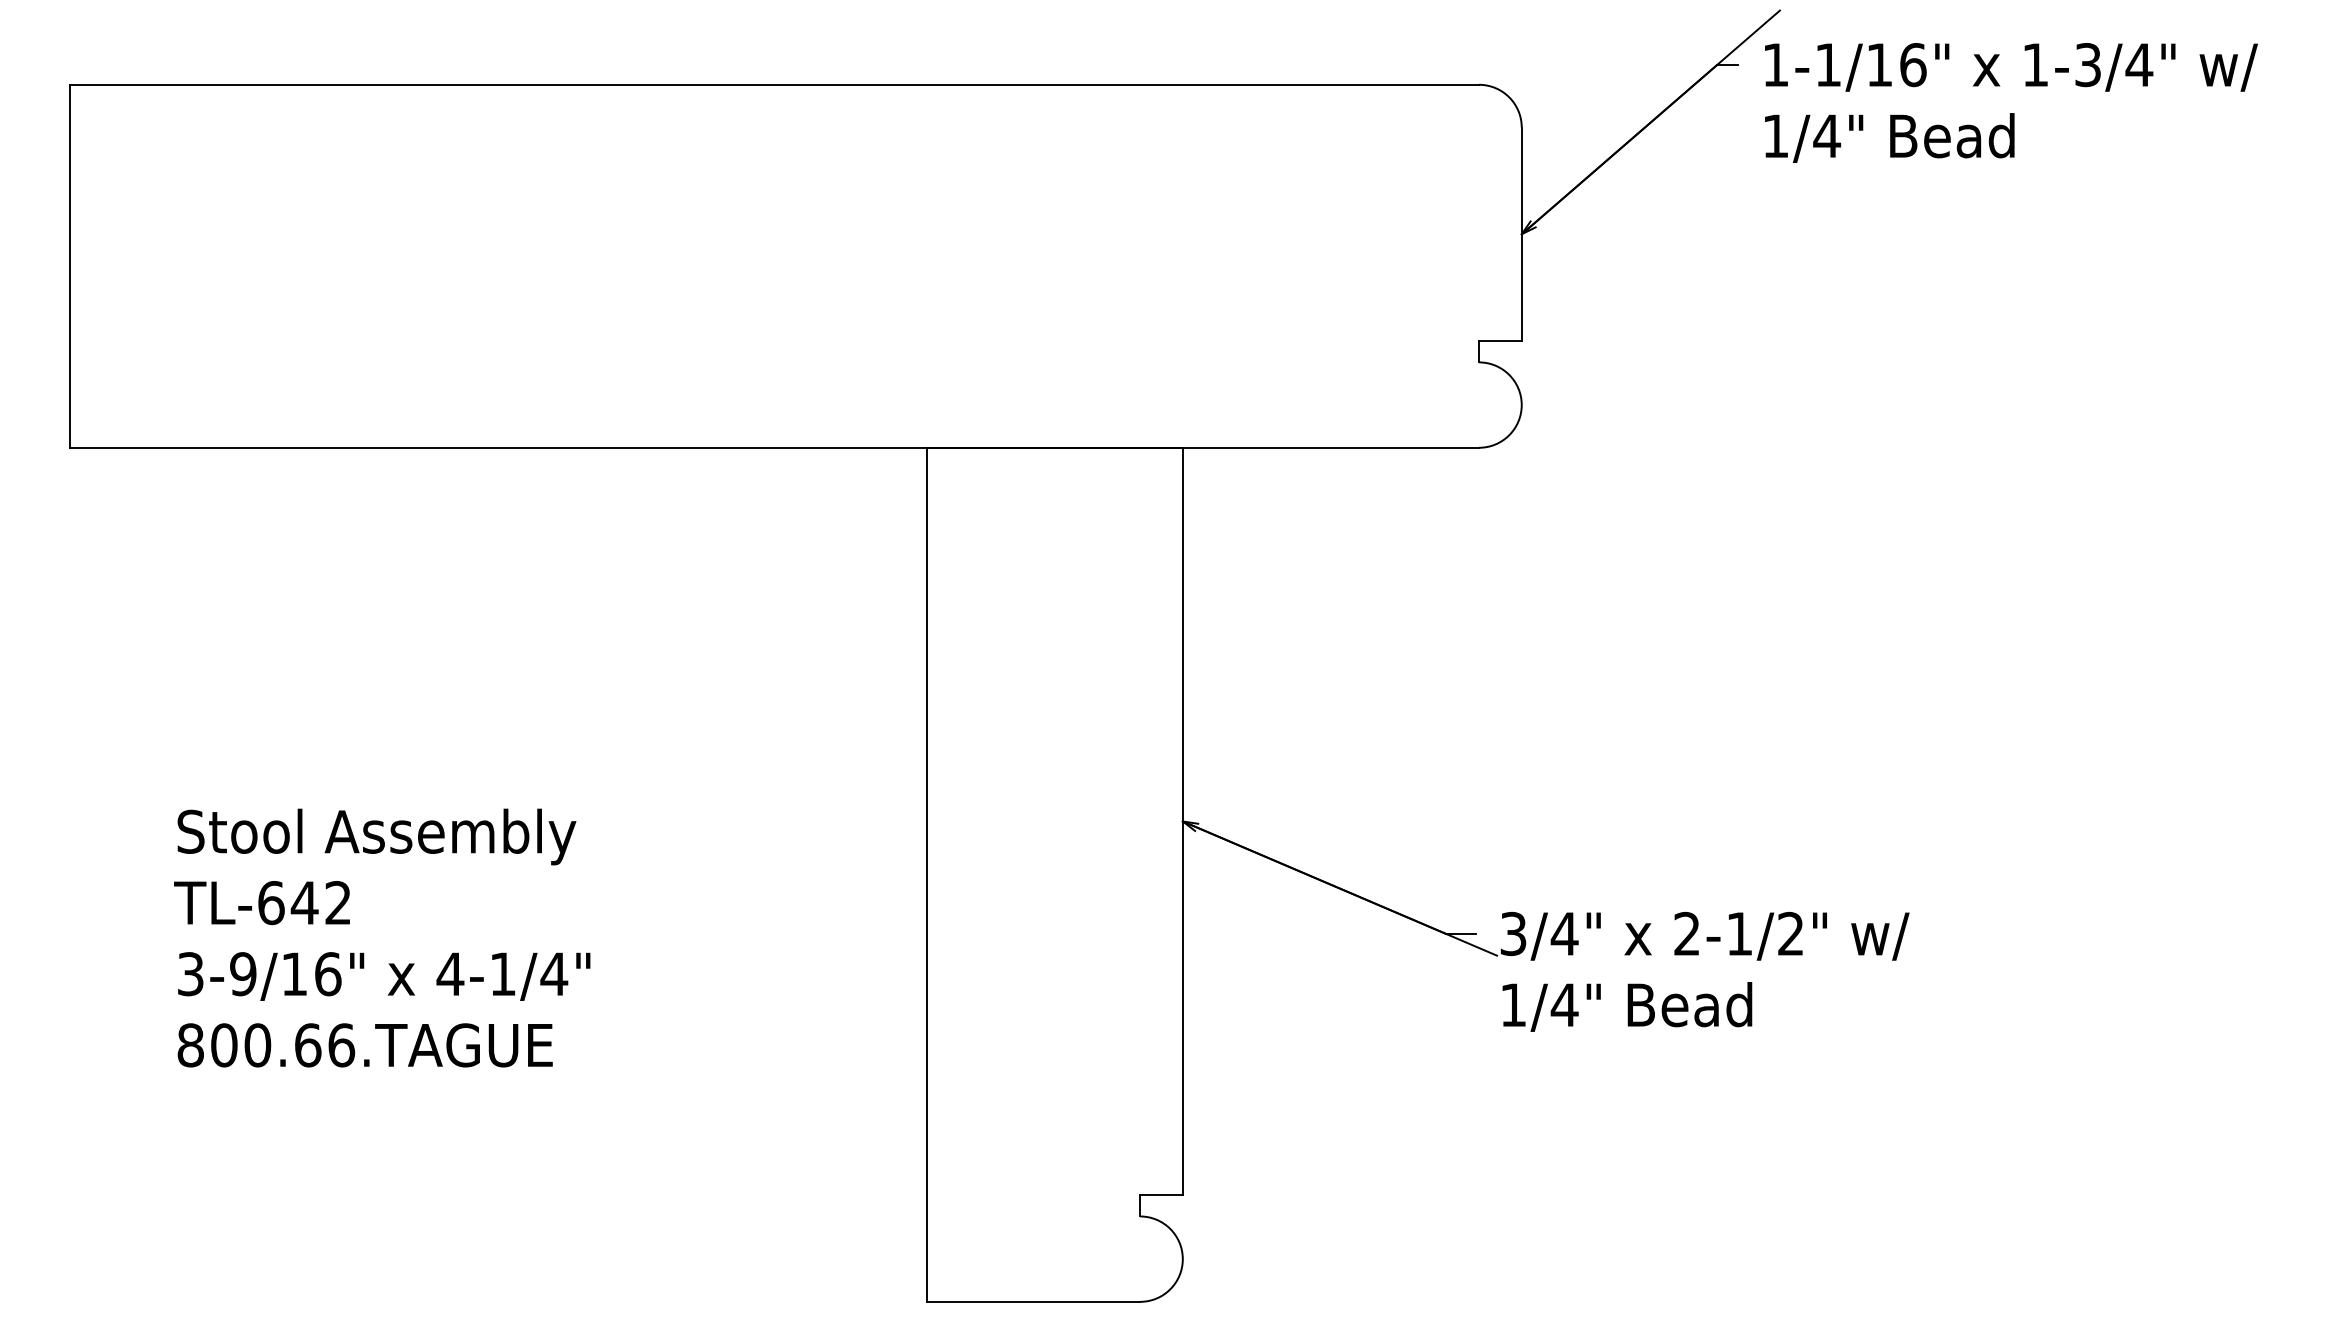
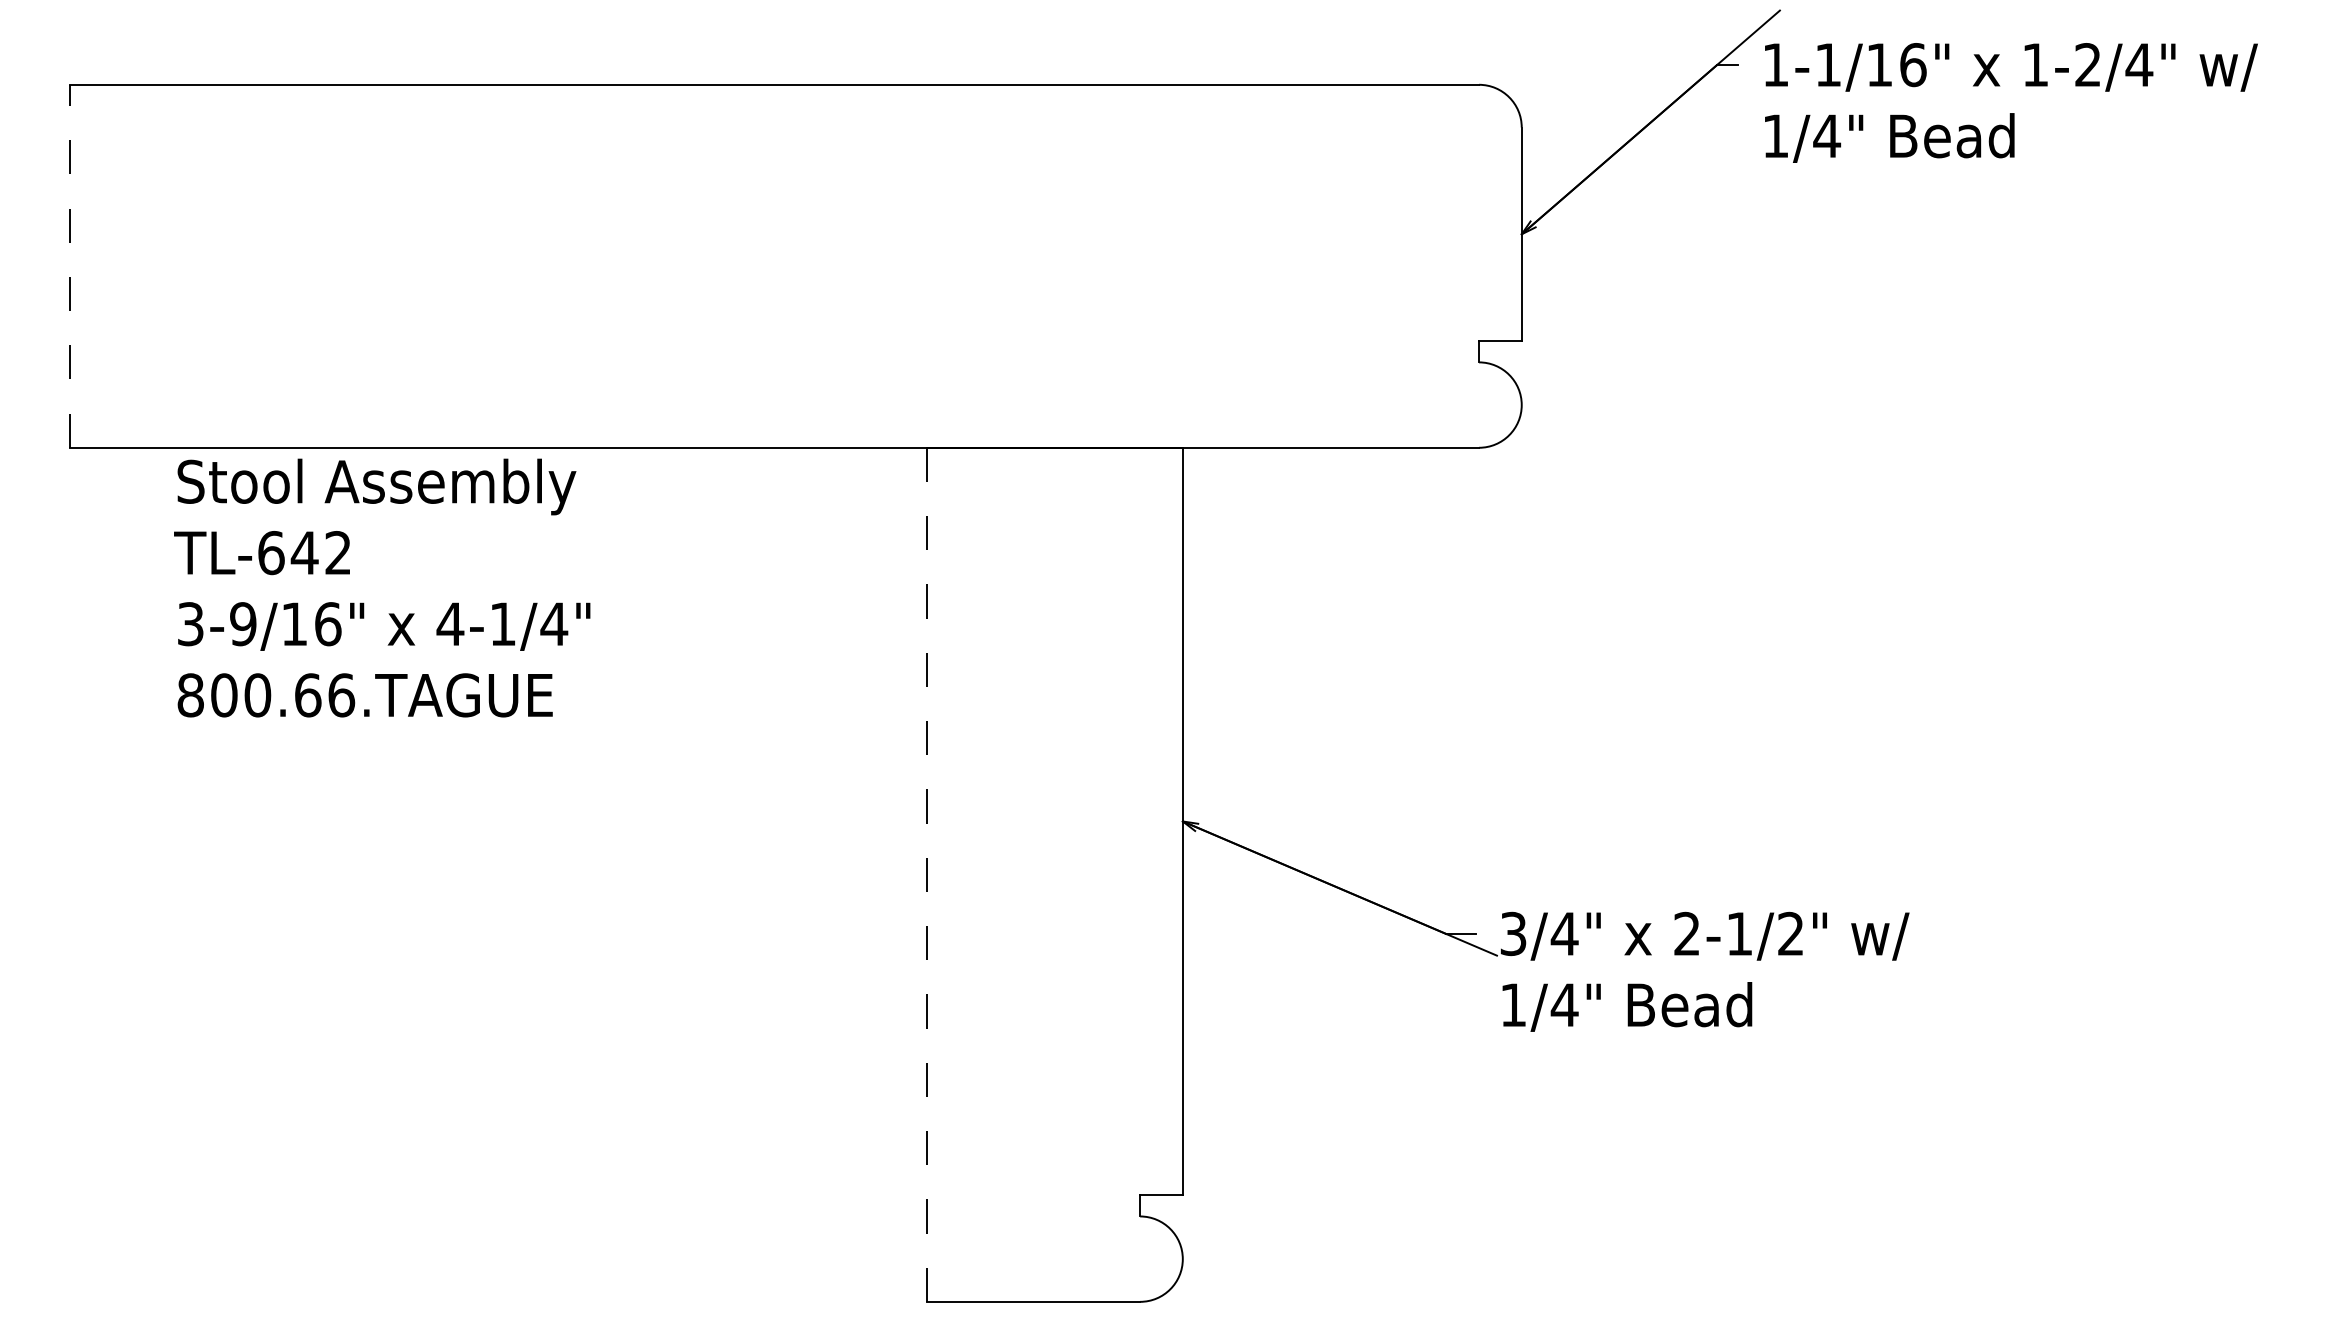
text: 1-3/4" -> 1-2/4" (2087, 65)
line: solid -> dashed (69, 265)
line: solid -> dashed (926, 874)
text position: (382, 937) -> (382, 587) (382, 587)
